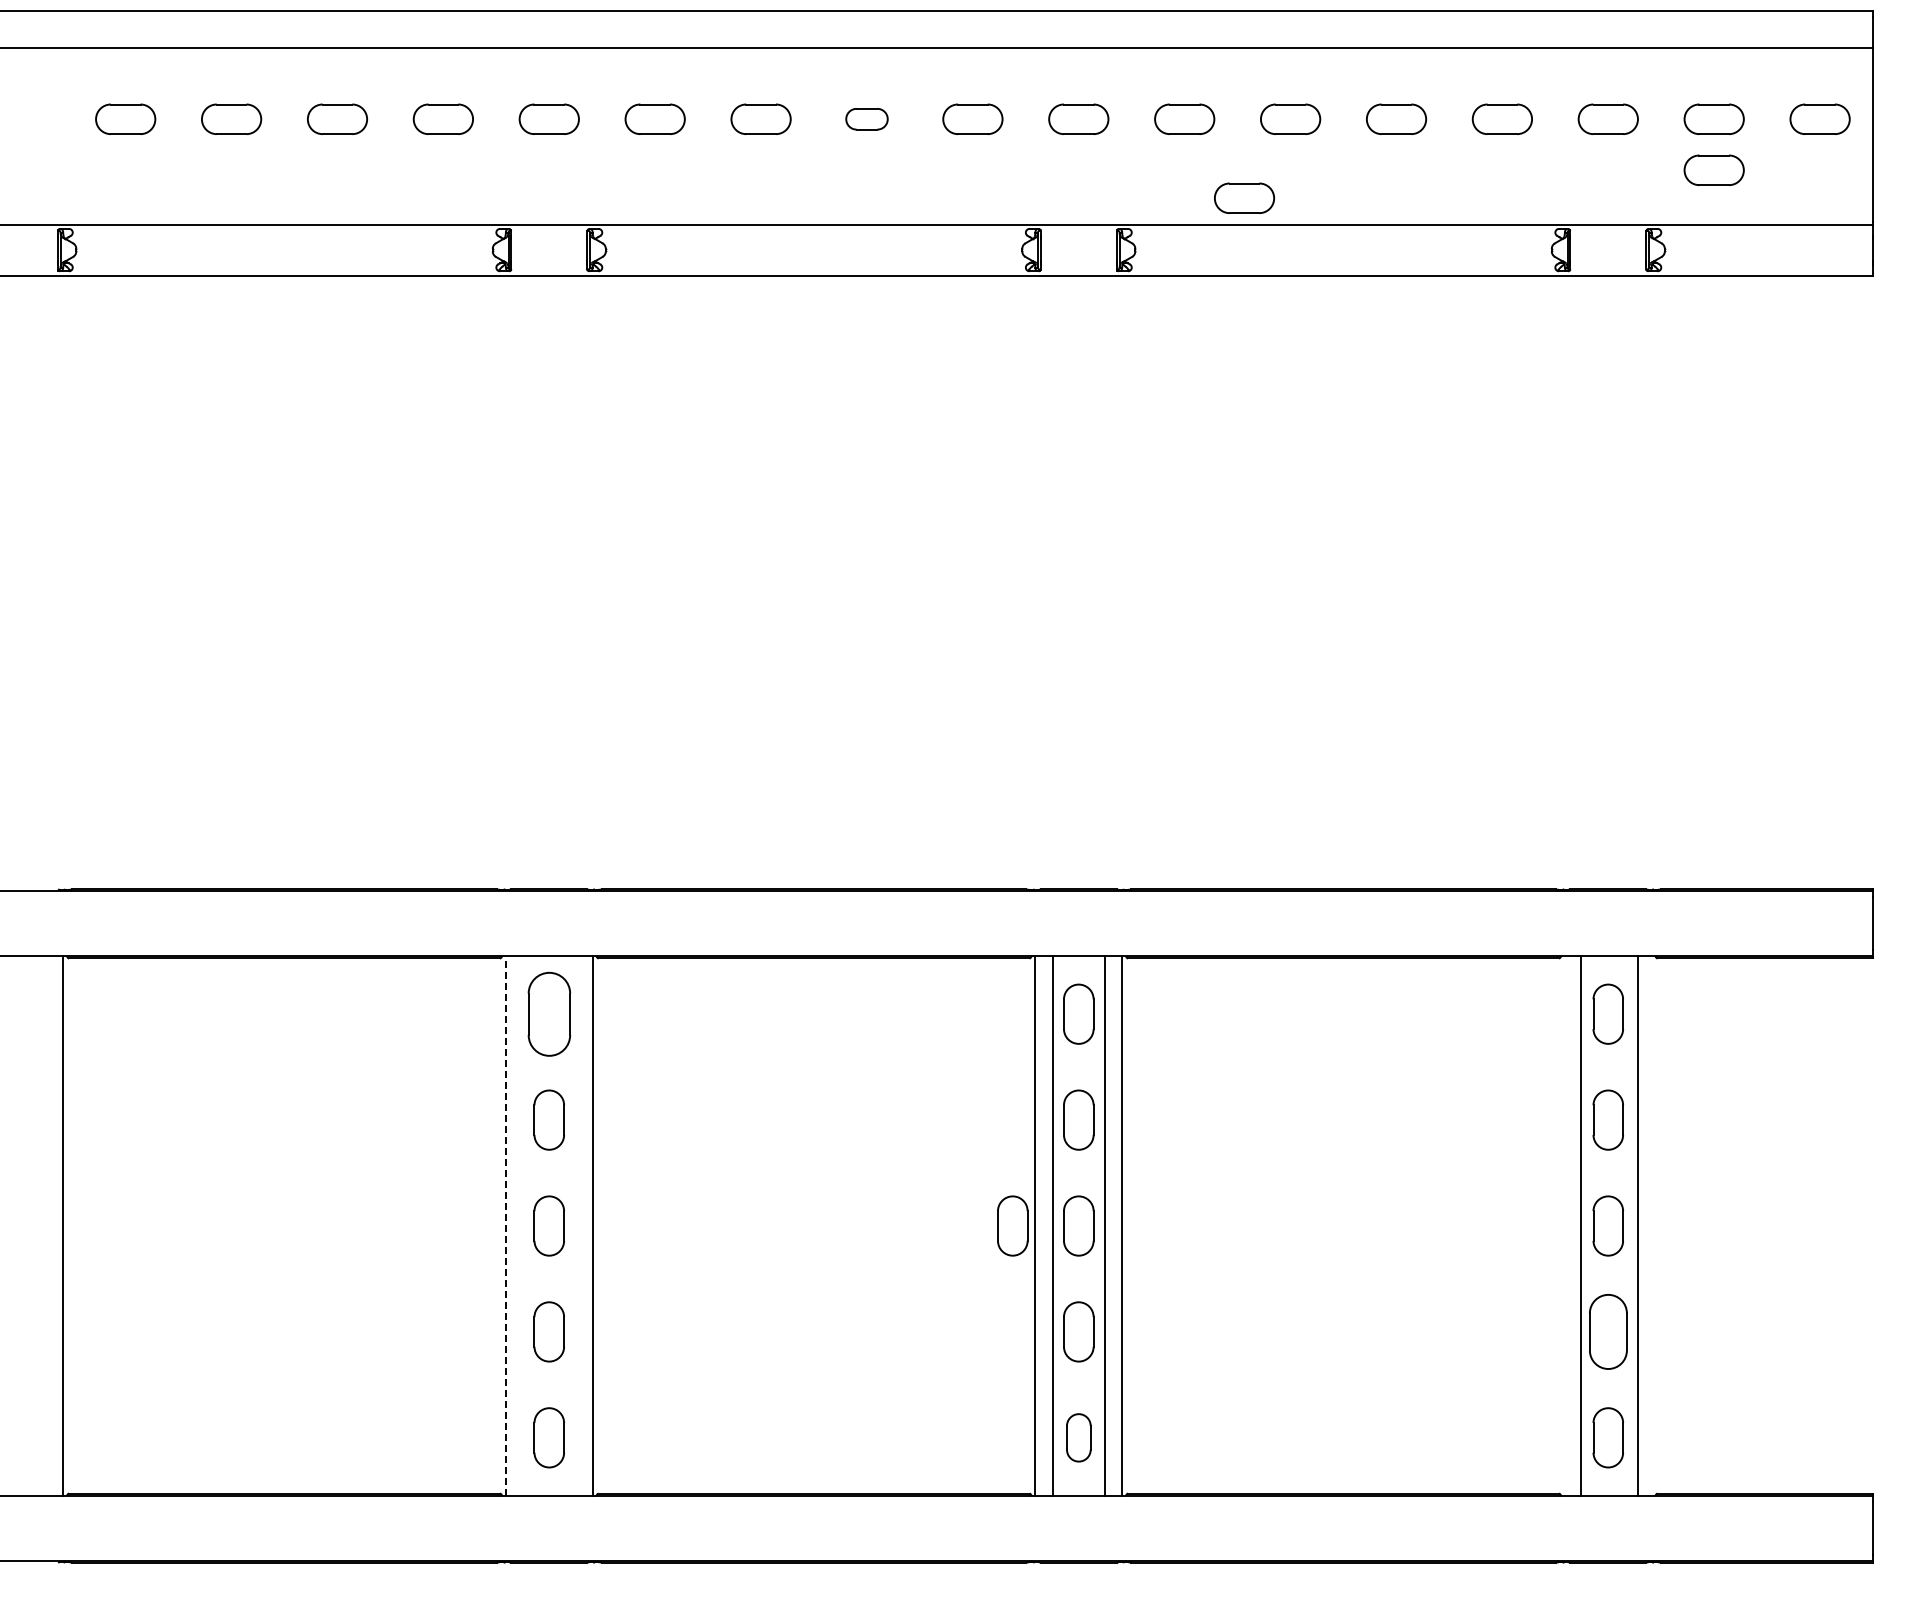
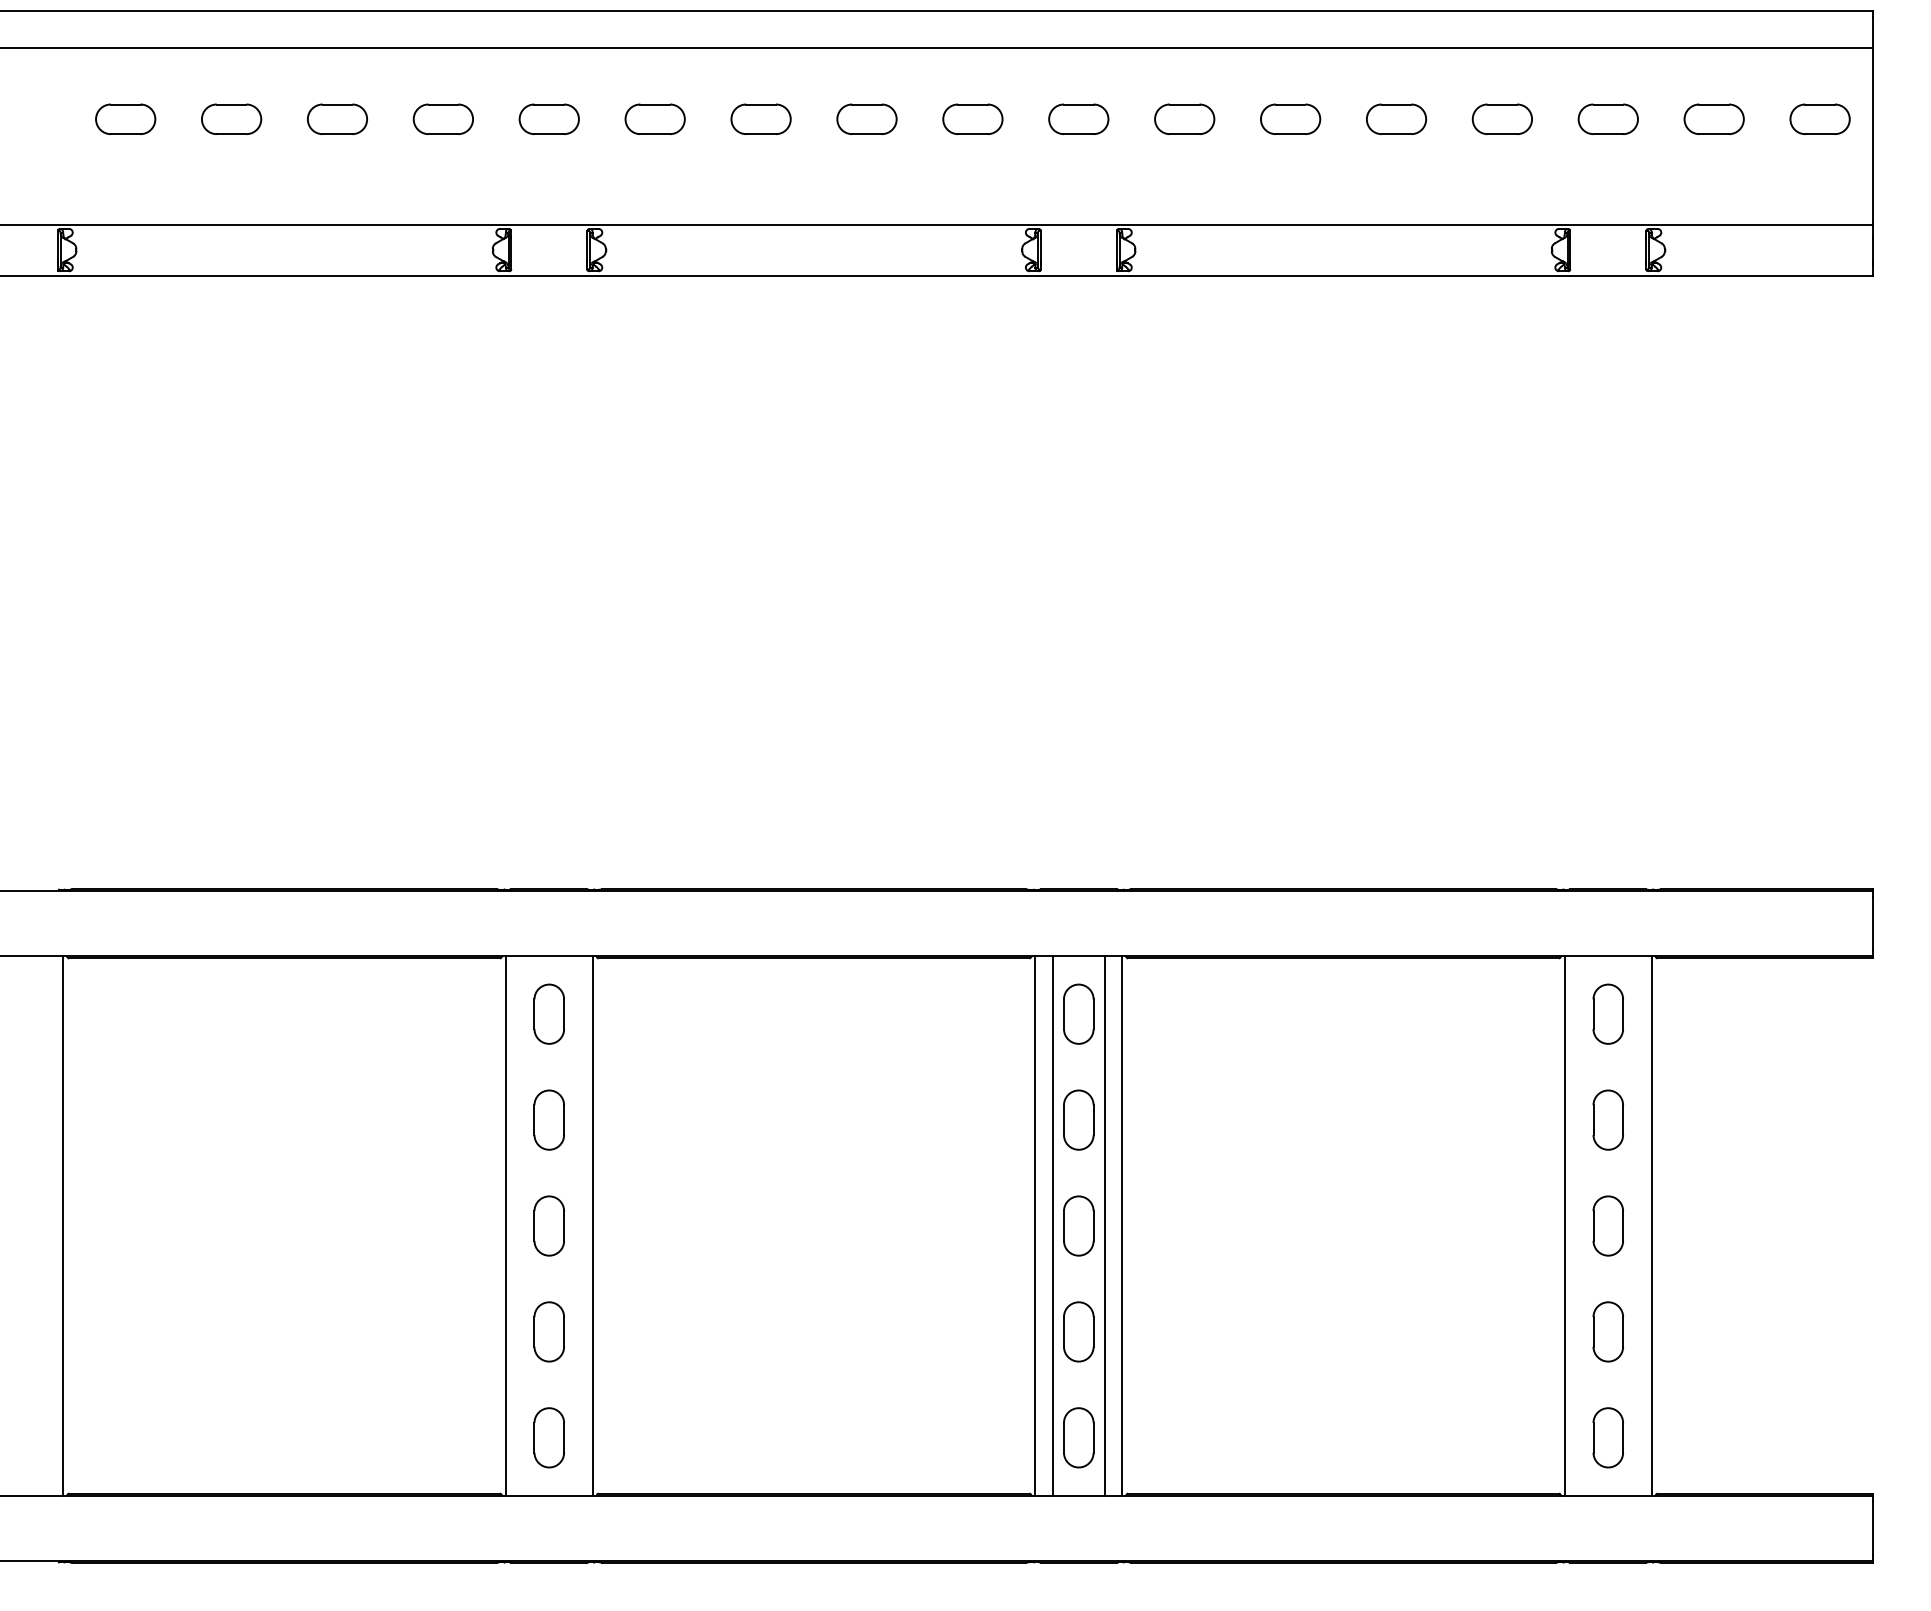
part size: 44x23 px -> 62x32 px (866, 118)
part: present -> none (1713, 169)
part: present -> none (1244, 197)
part size: 45x86 px -> 32x62 px (548, 1013)
line: dashed -> solid (505, 1225)
part: present -> none (1012, 1225)
line position: (1580, 1225) -> (1564, 1225) (1564, 1225)
line position: (1637, 1225) -> (1651, 1225) (1651, 1225)
part size: 39x76 px -> 32x62 px (1607, 1331)
part size: 26x50 px -> 32x62 px (1078, 1437)
